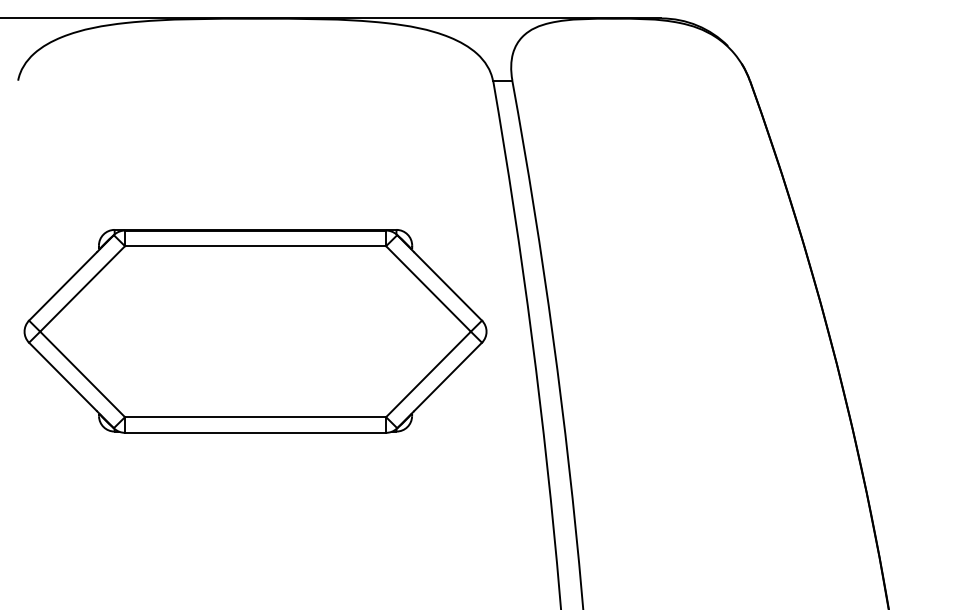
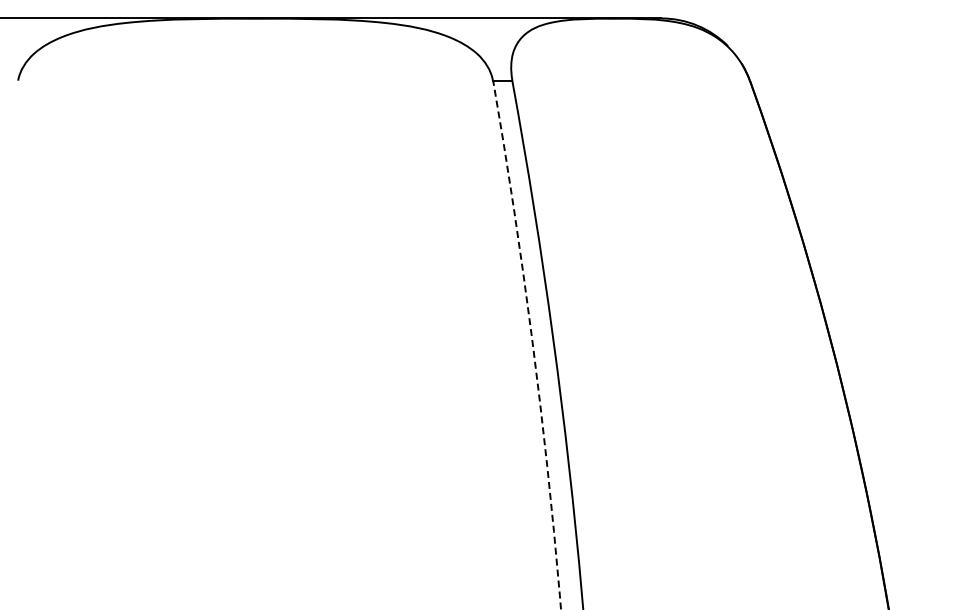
part: present -> none (255, 331)
arc: solid -> dashed (532, 344)
